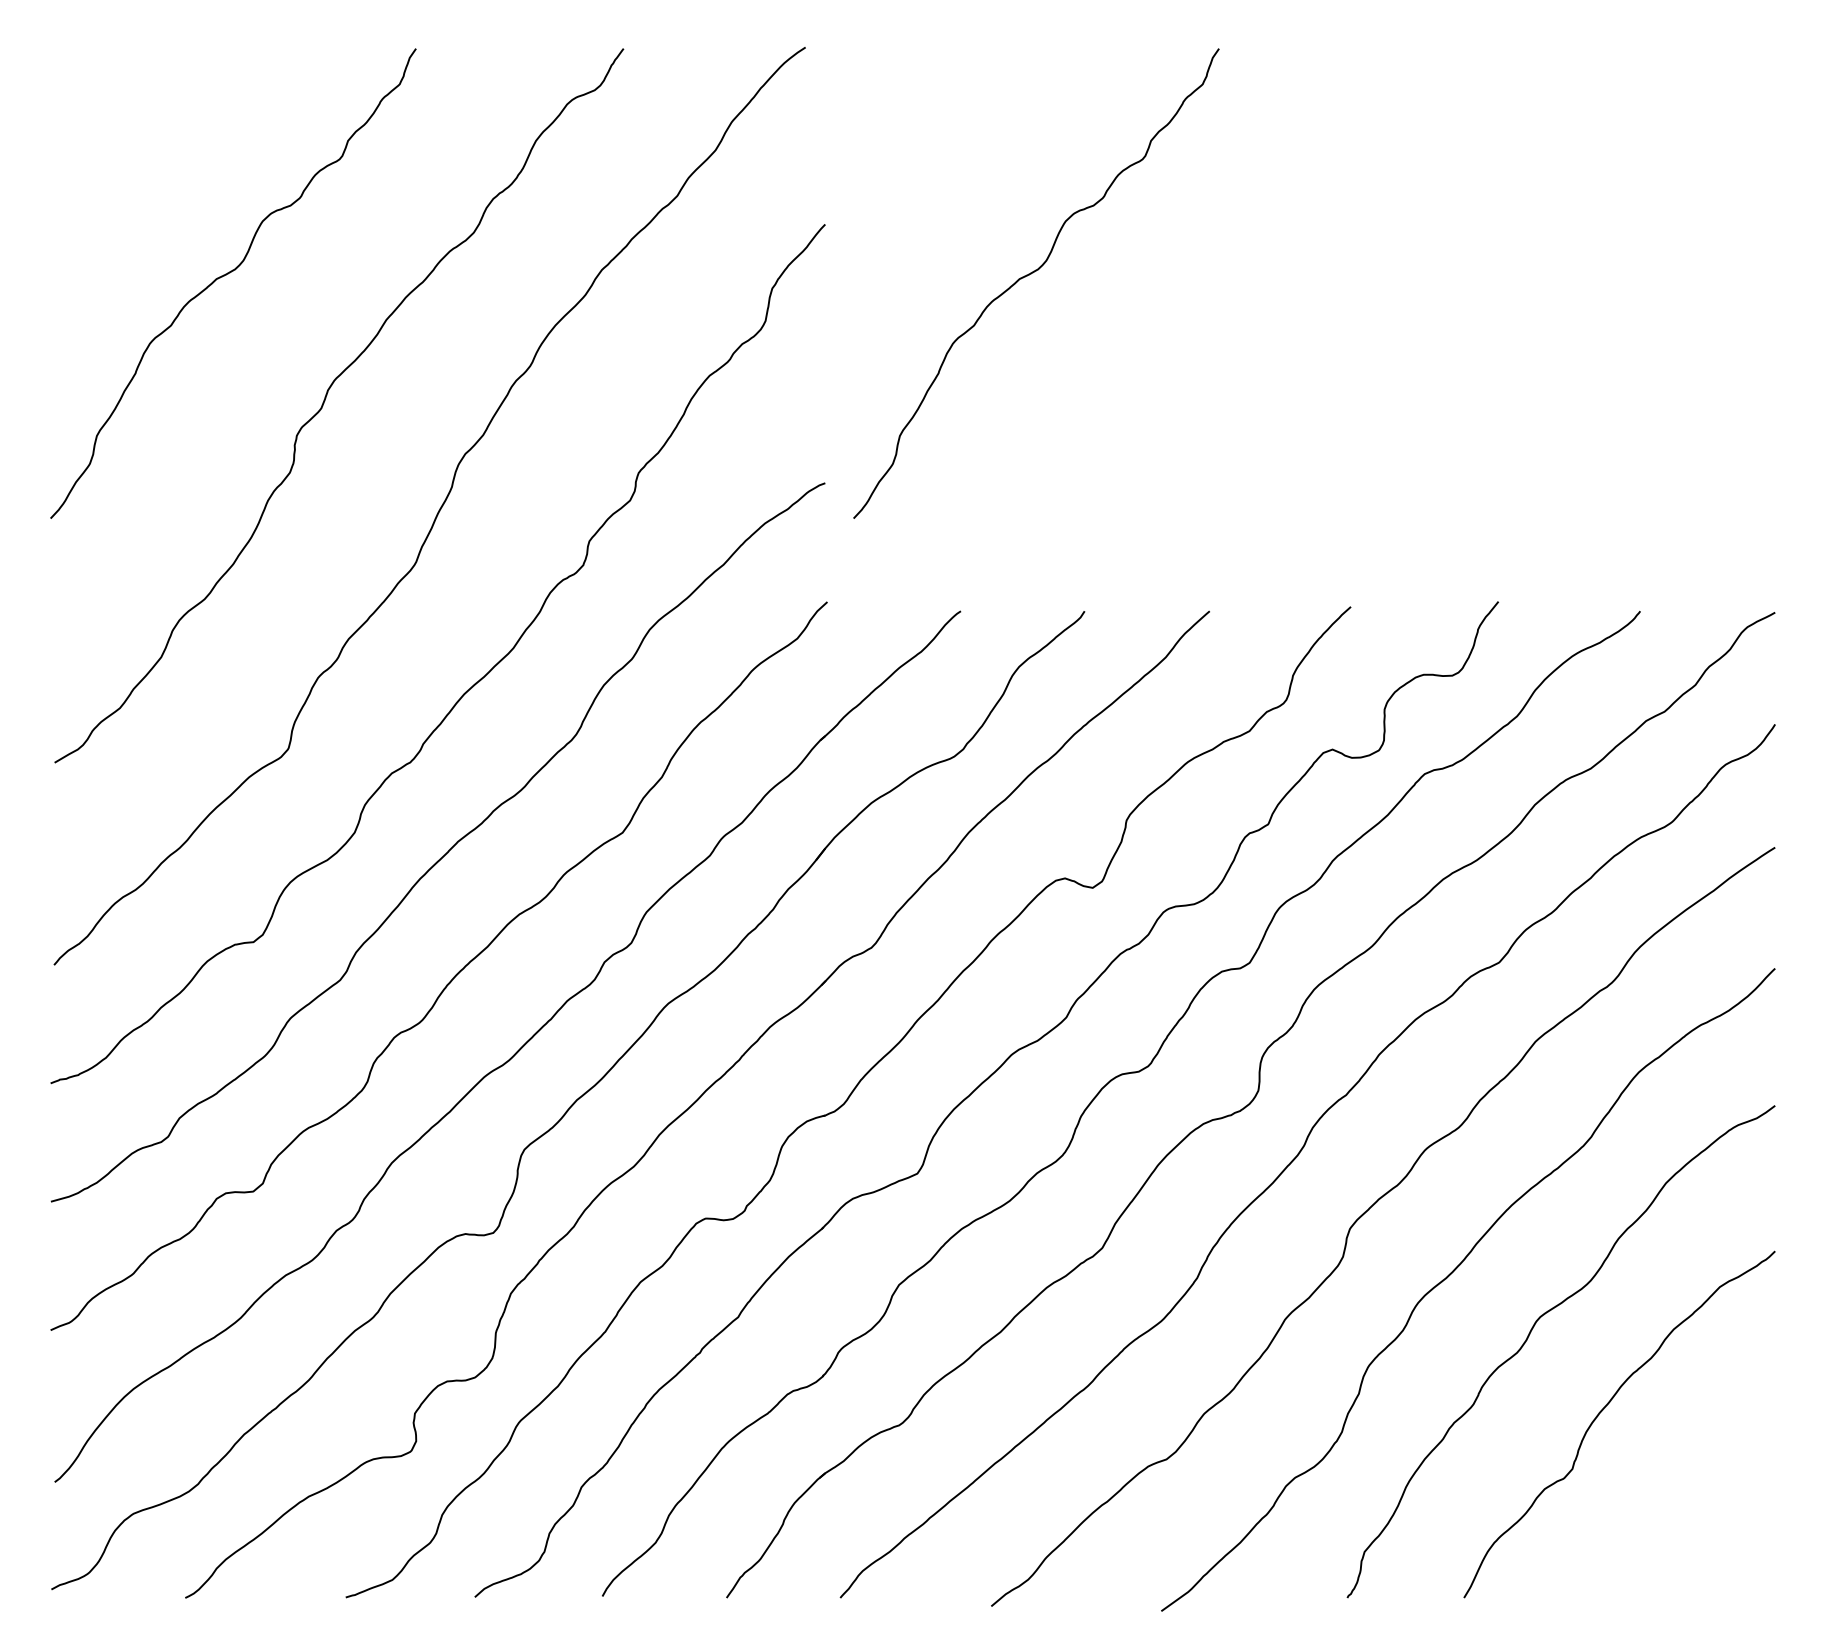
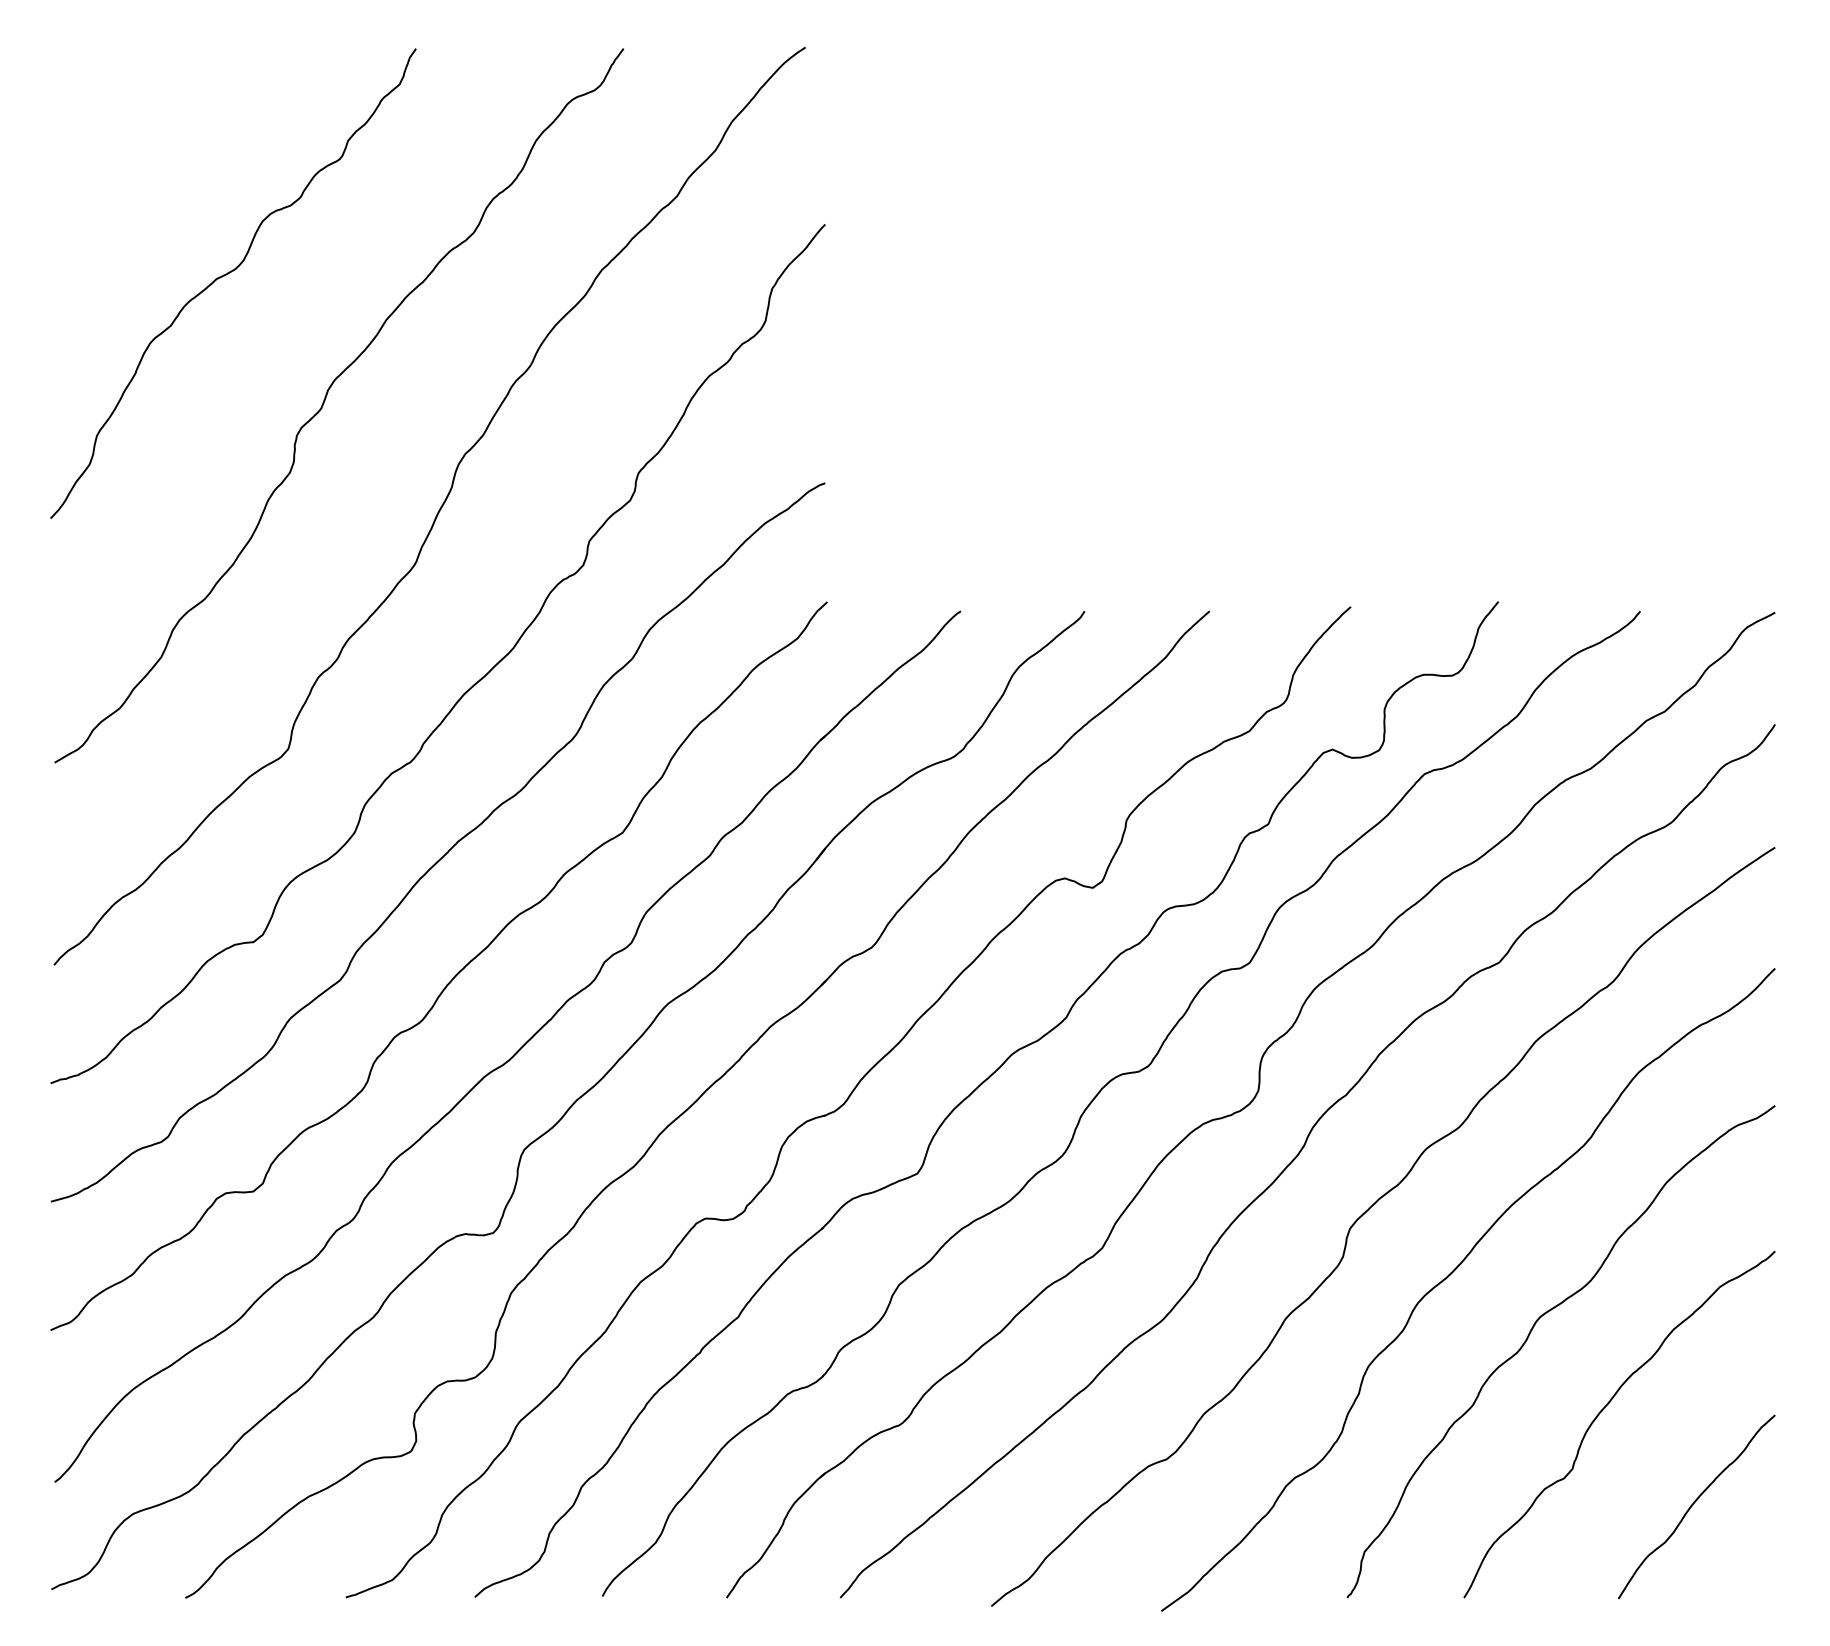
curve: present -> none (1031, 274)
curve: none -> present (1693, 1505)
